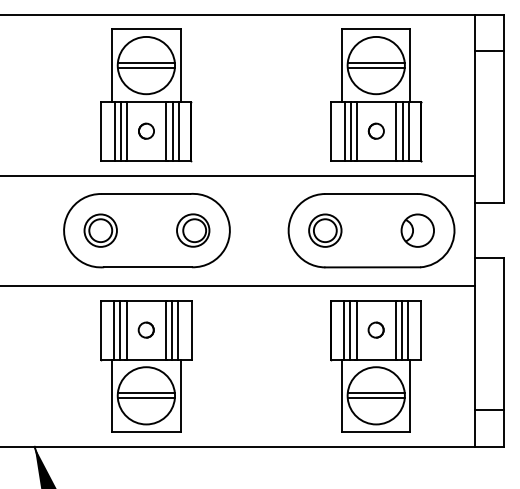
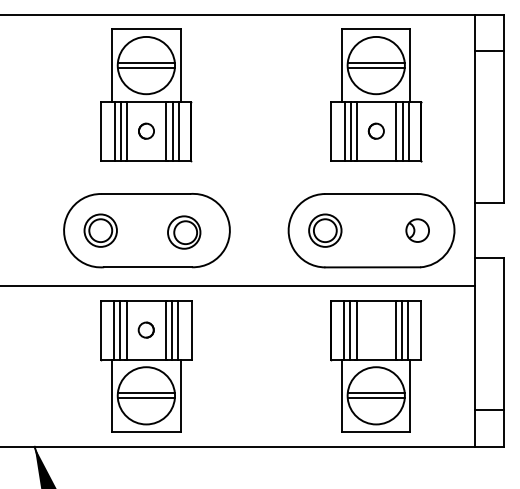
line: present -> none (238, 175)
part position: (193, 230) -> (184, 232) (184, 232)
part size: 35x35 px -> 25x25 px (417, 230)
part: present -> none (375, 329)
